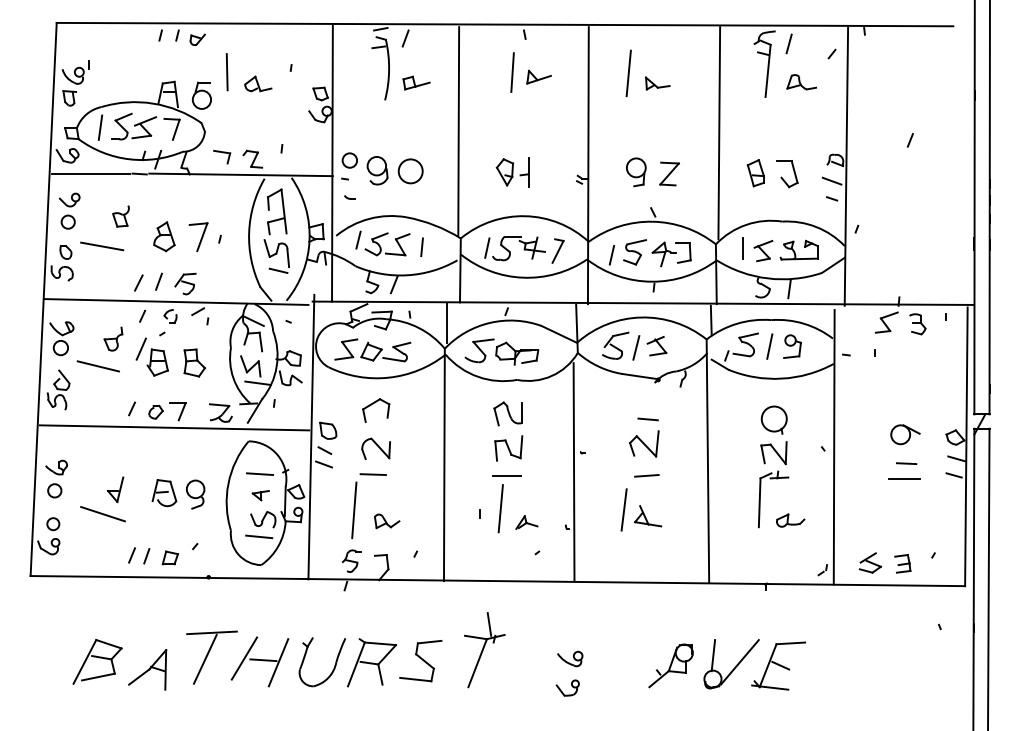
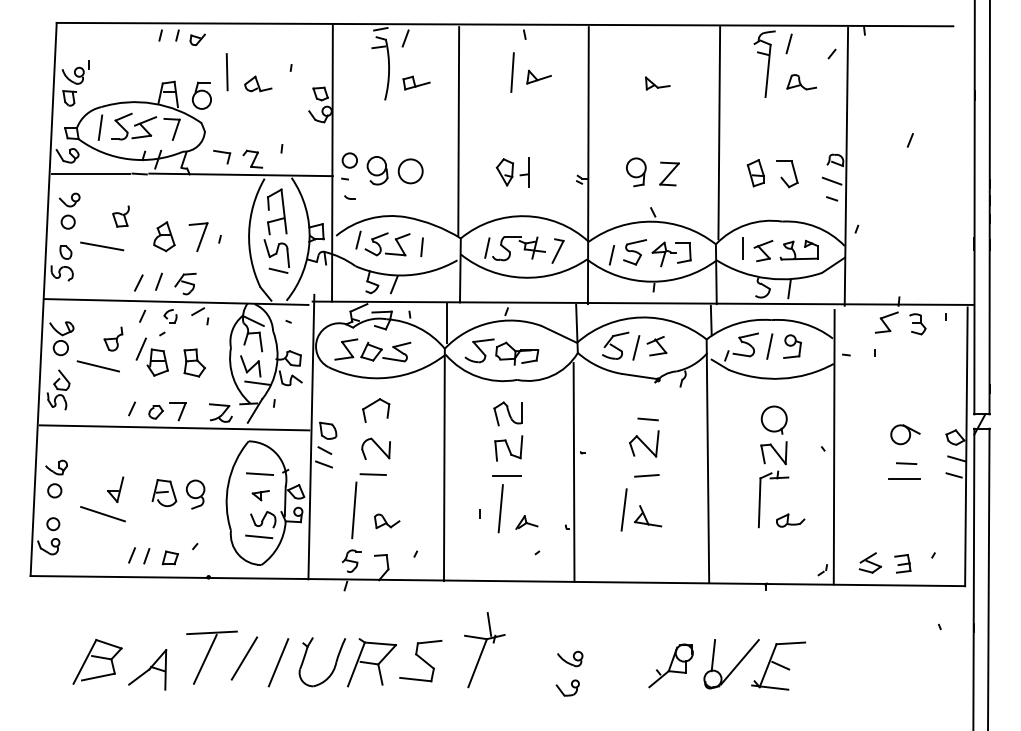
line: present -> none (628, 73)
line: present -> none (263, 660)
